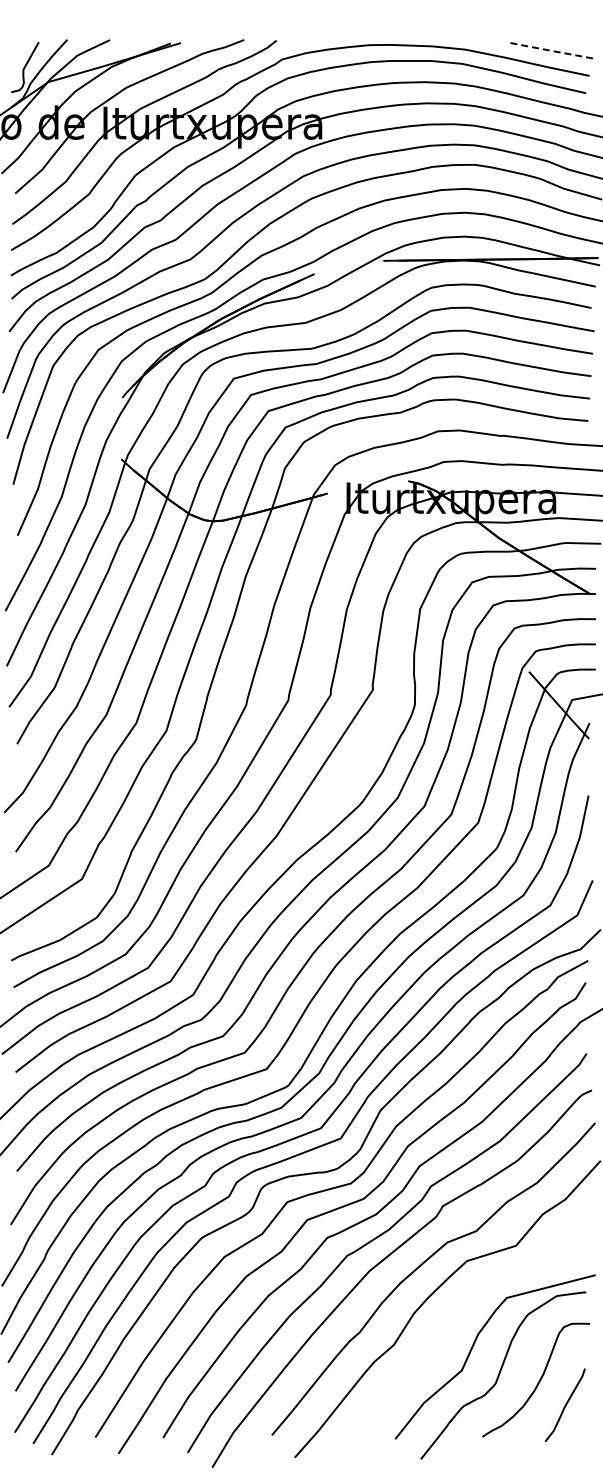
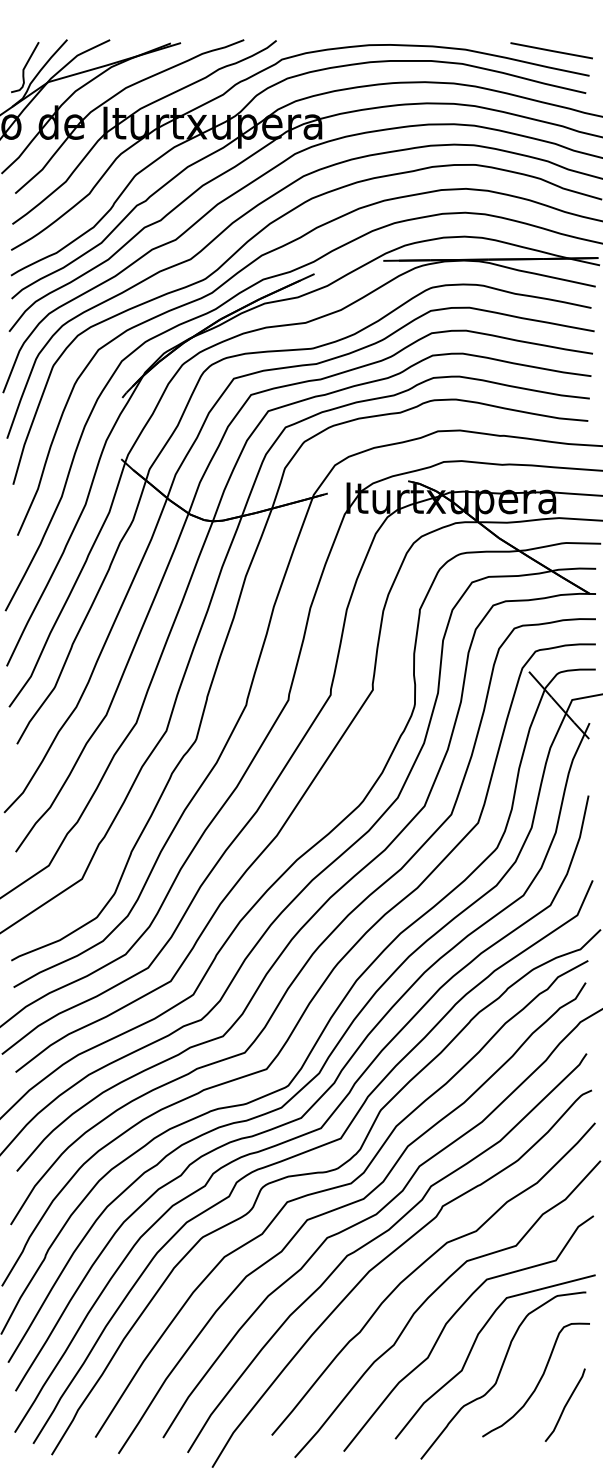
line: dashed -> solid (552, 51)
curve: none -> present (451, 1319)
